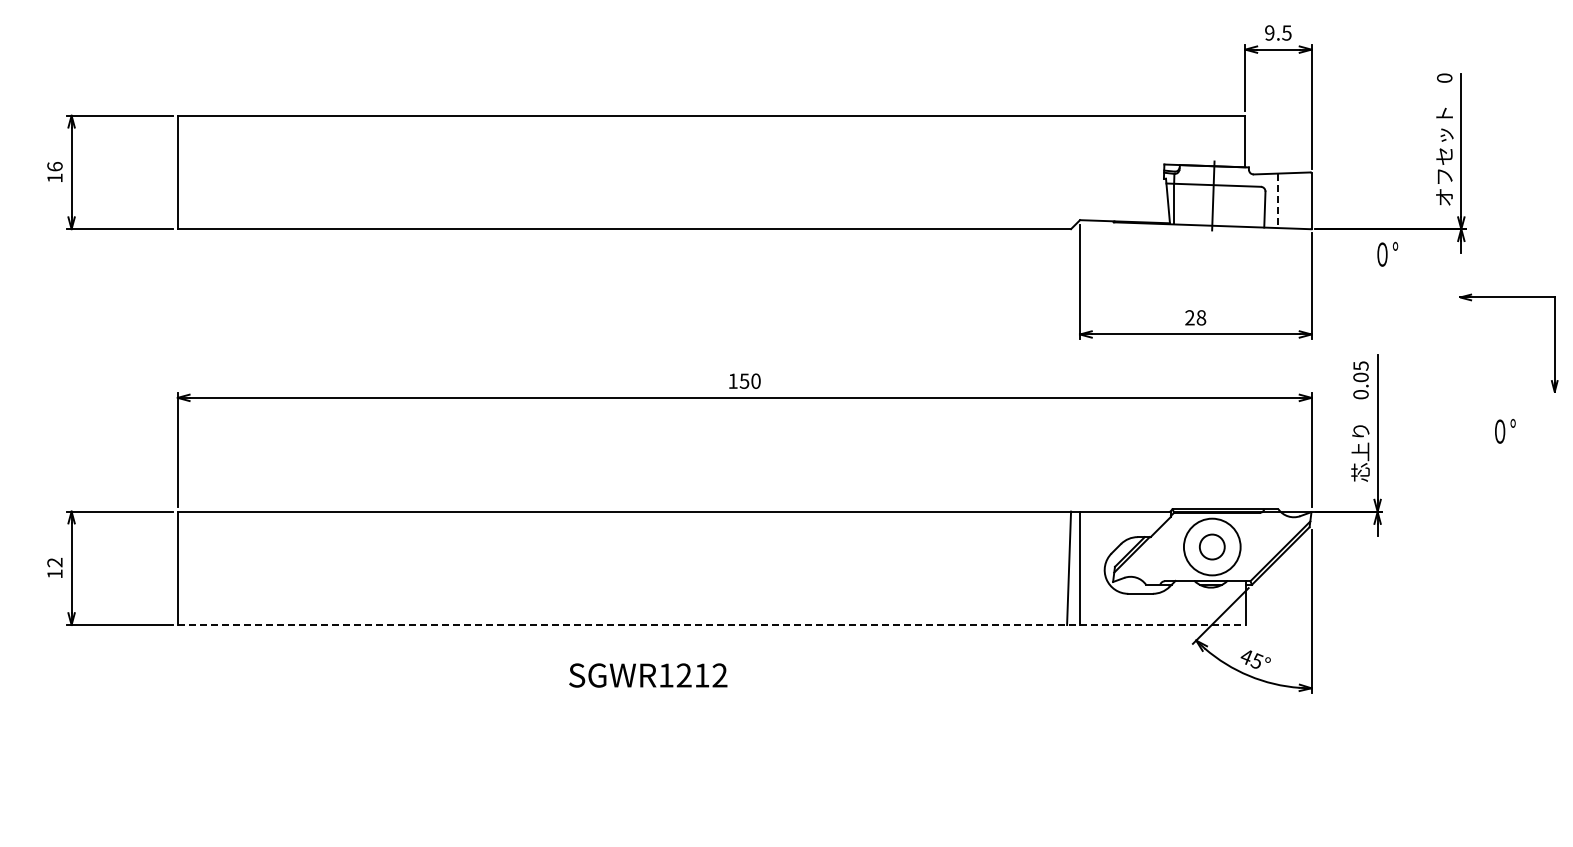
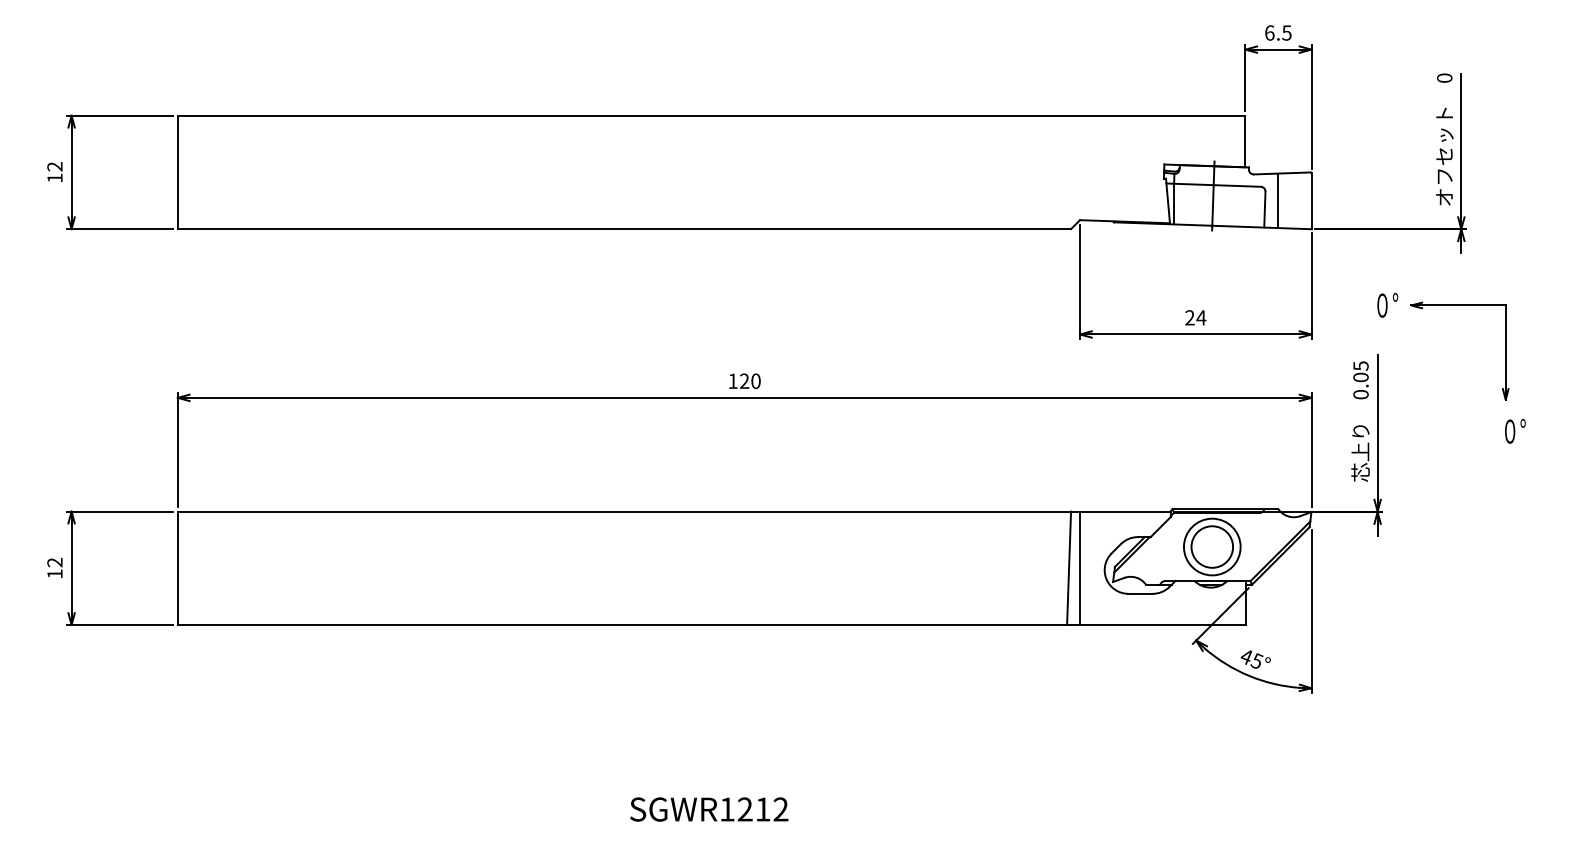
text: 9.5 -> 6.5 (1269, 32)
text: 16 -> 12 (54, 166)
line: dashed -> solid (1278, 201)
text position: (1387, 253) -> (1387, 304) (1387, 304)
part position: (1508, 297) -> (1459, 305) (1459, 305)
text: 28 -> 24 (1201, 317)
text: 150 -> 120 (744, 380)
text position: (1505, 431) -> (1515, 431) (1515, 431)
circle diameter: 25 px -> 42 px (1212, 546)
line: dashed -> solid (712, 624)
text position: (648, 675) -> (709, 809) (709, 809)
